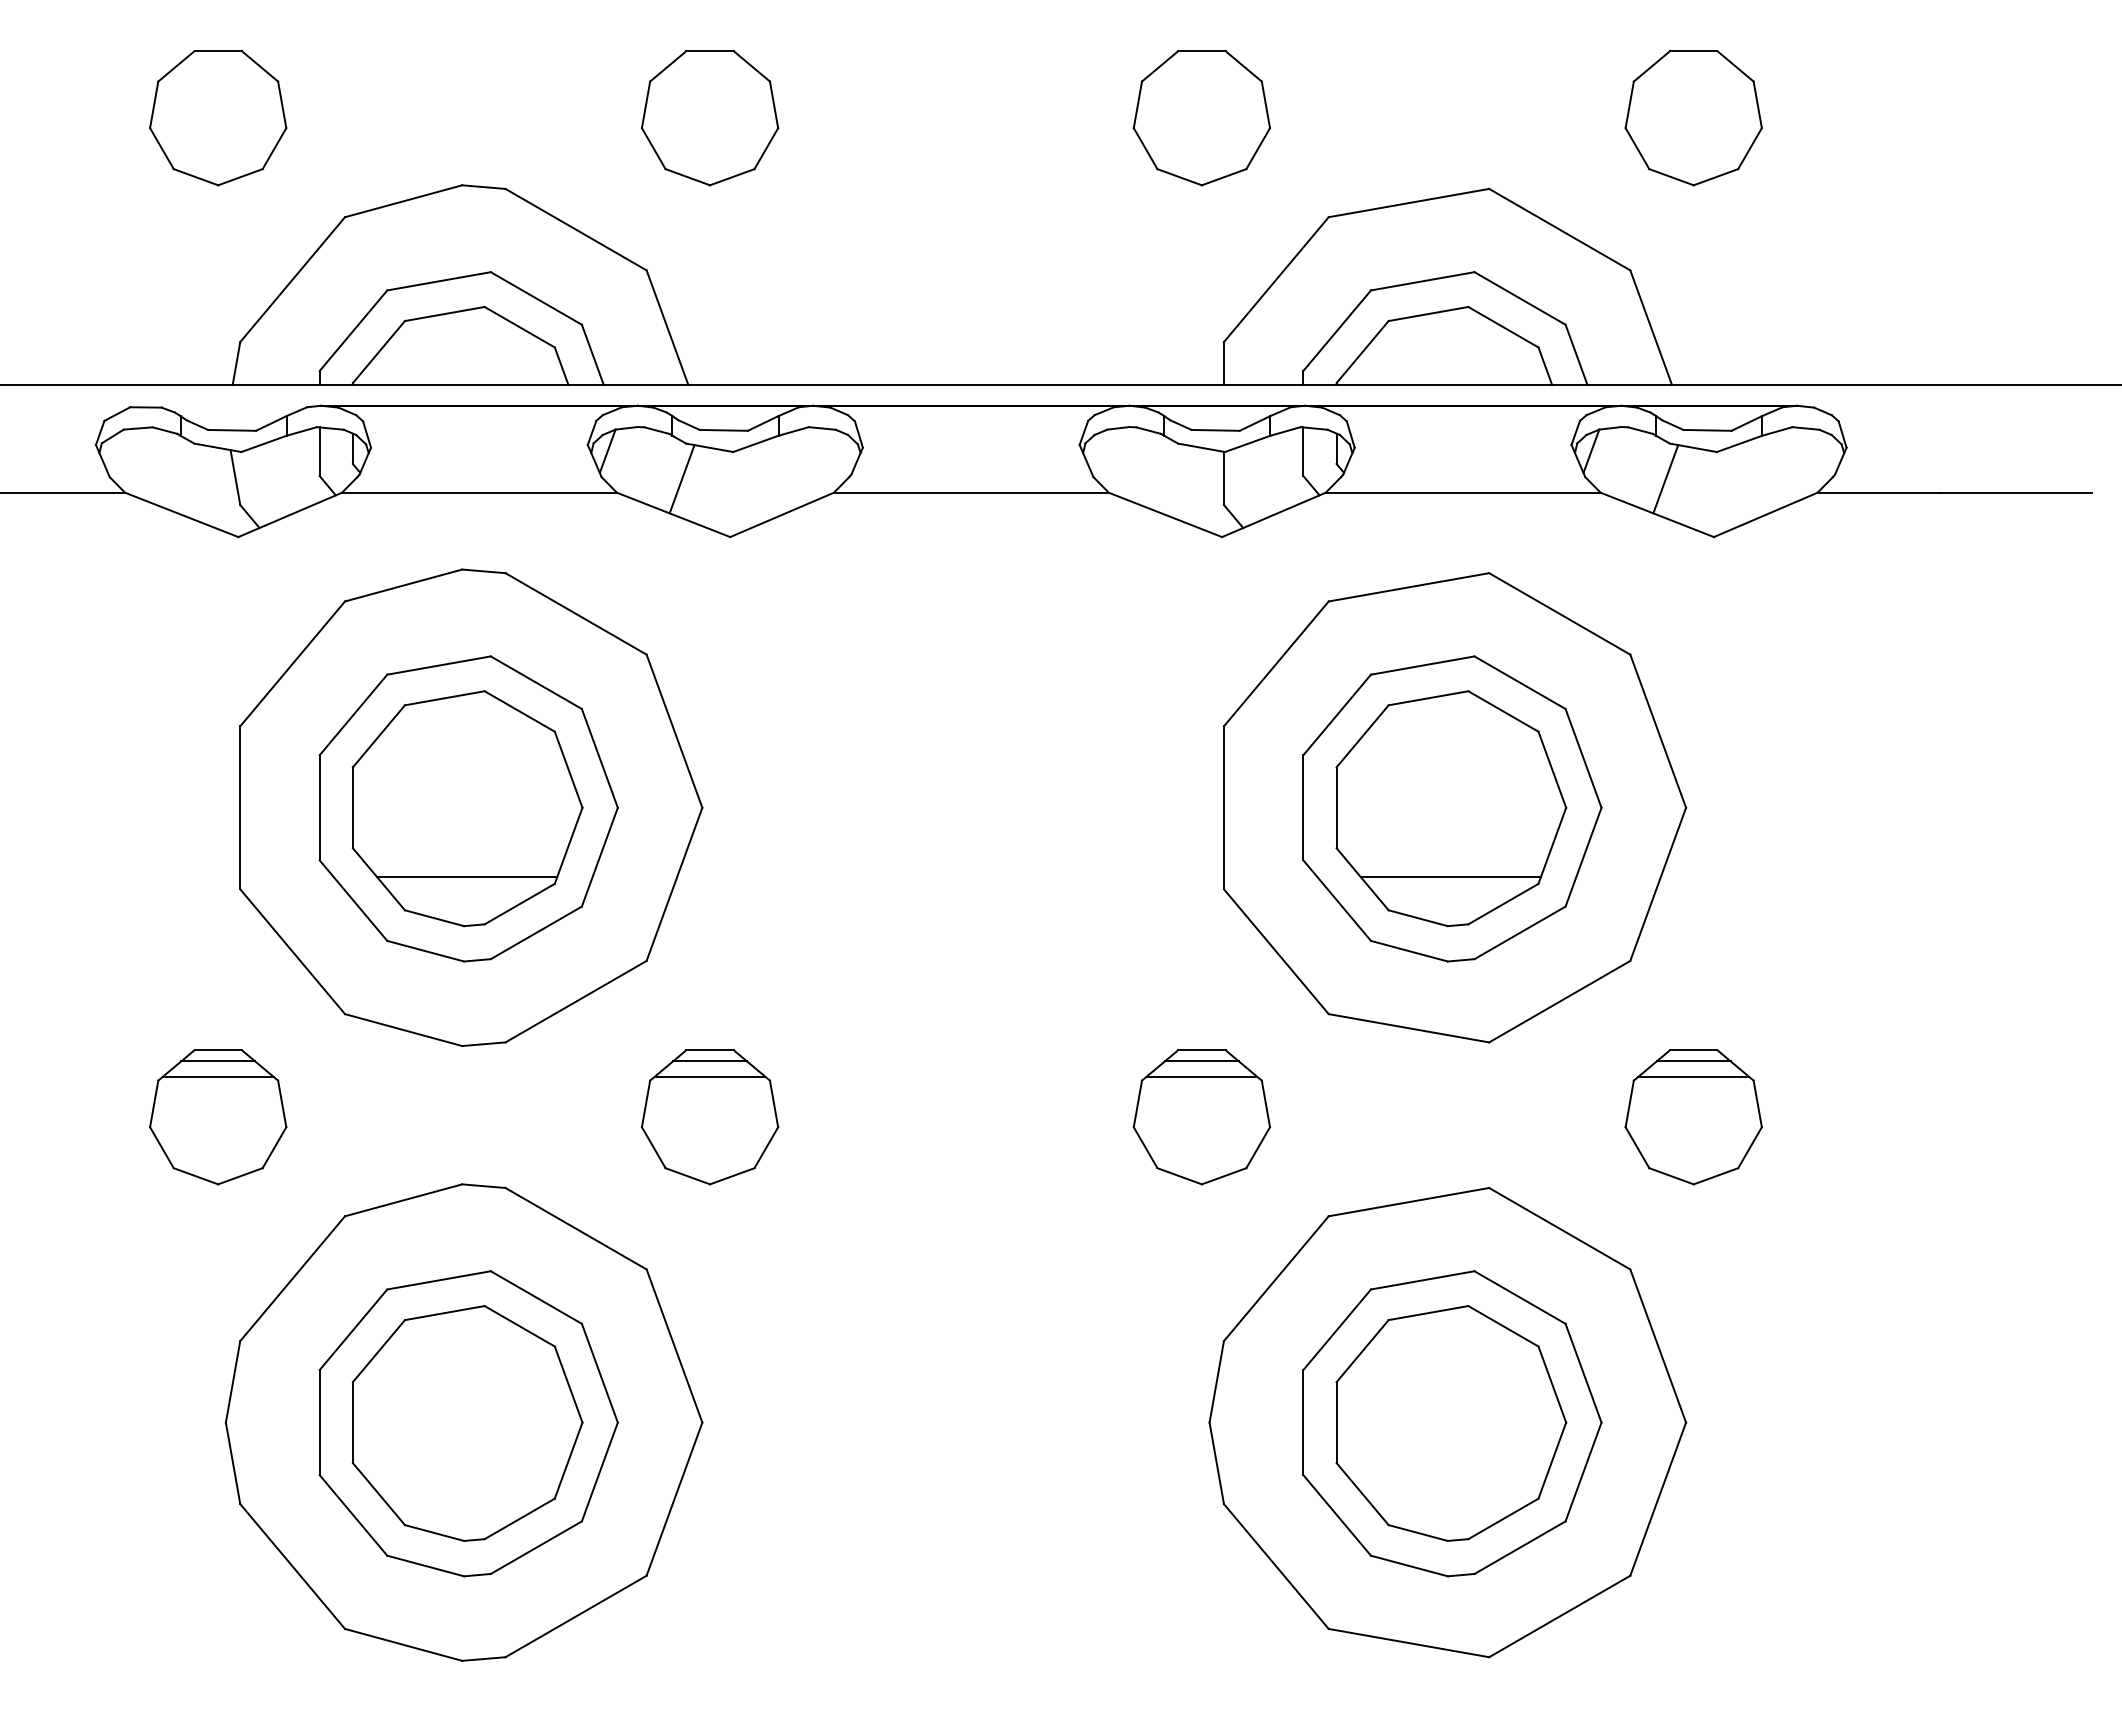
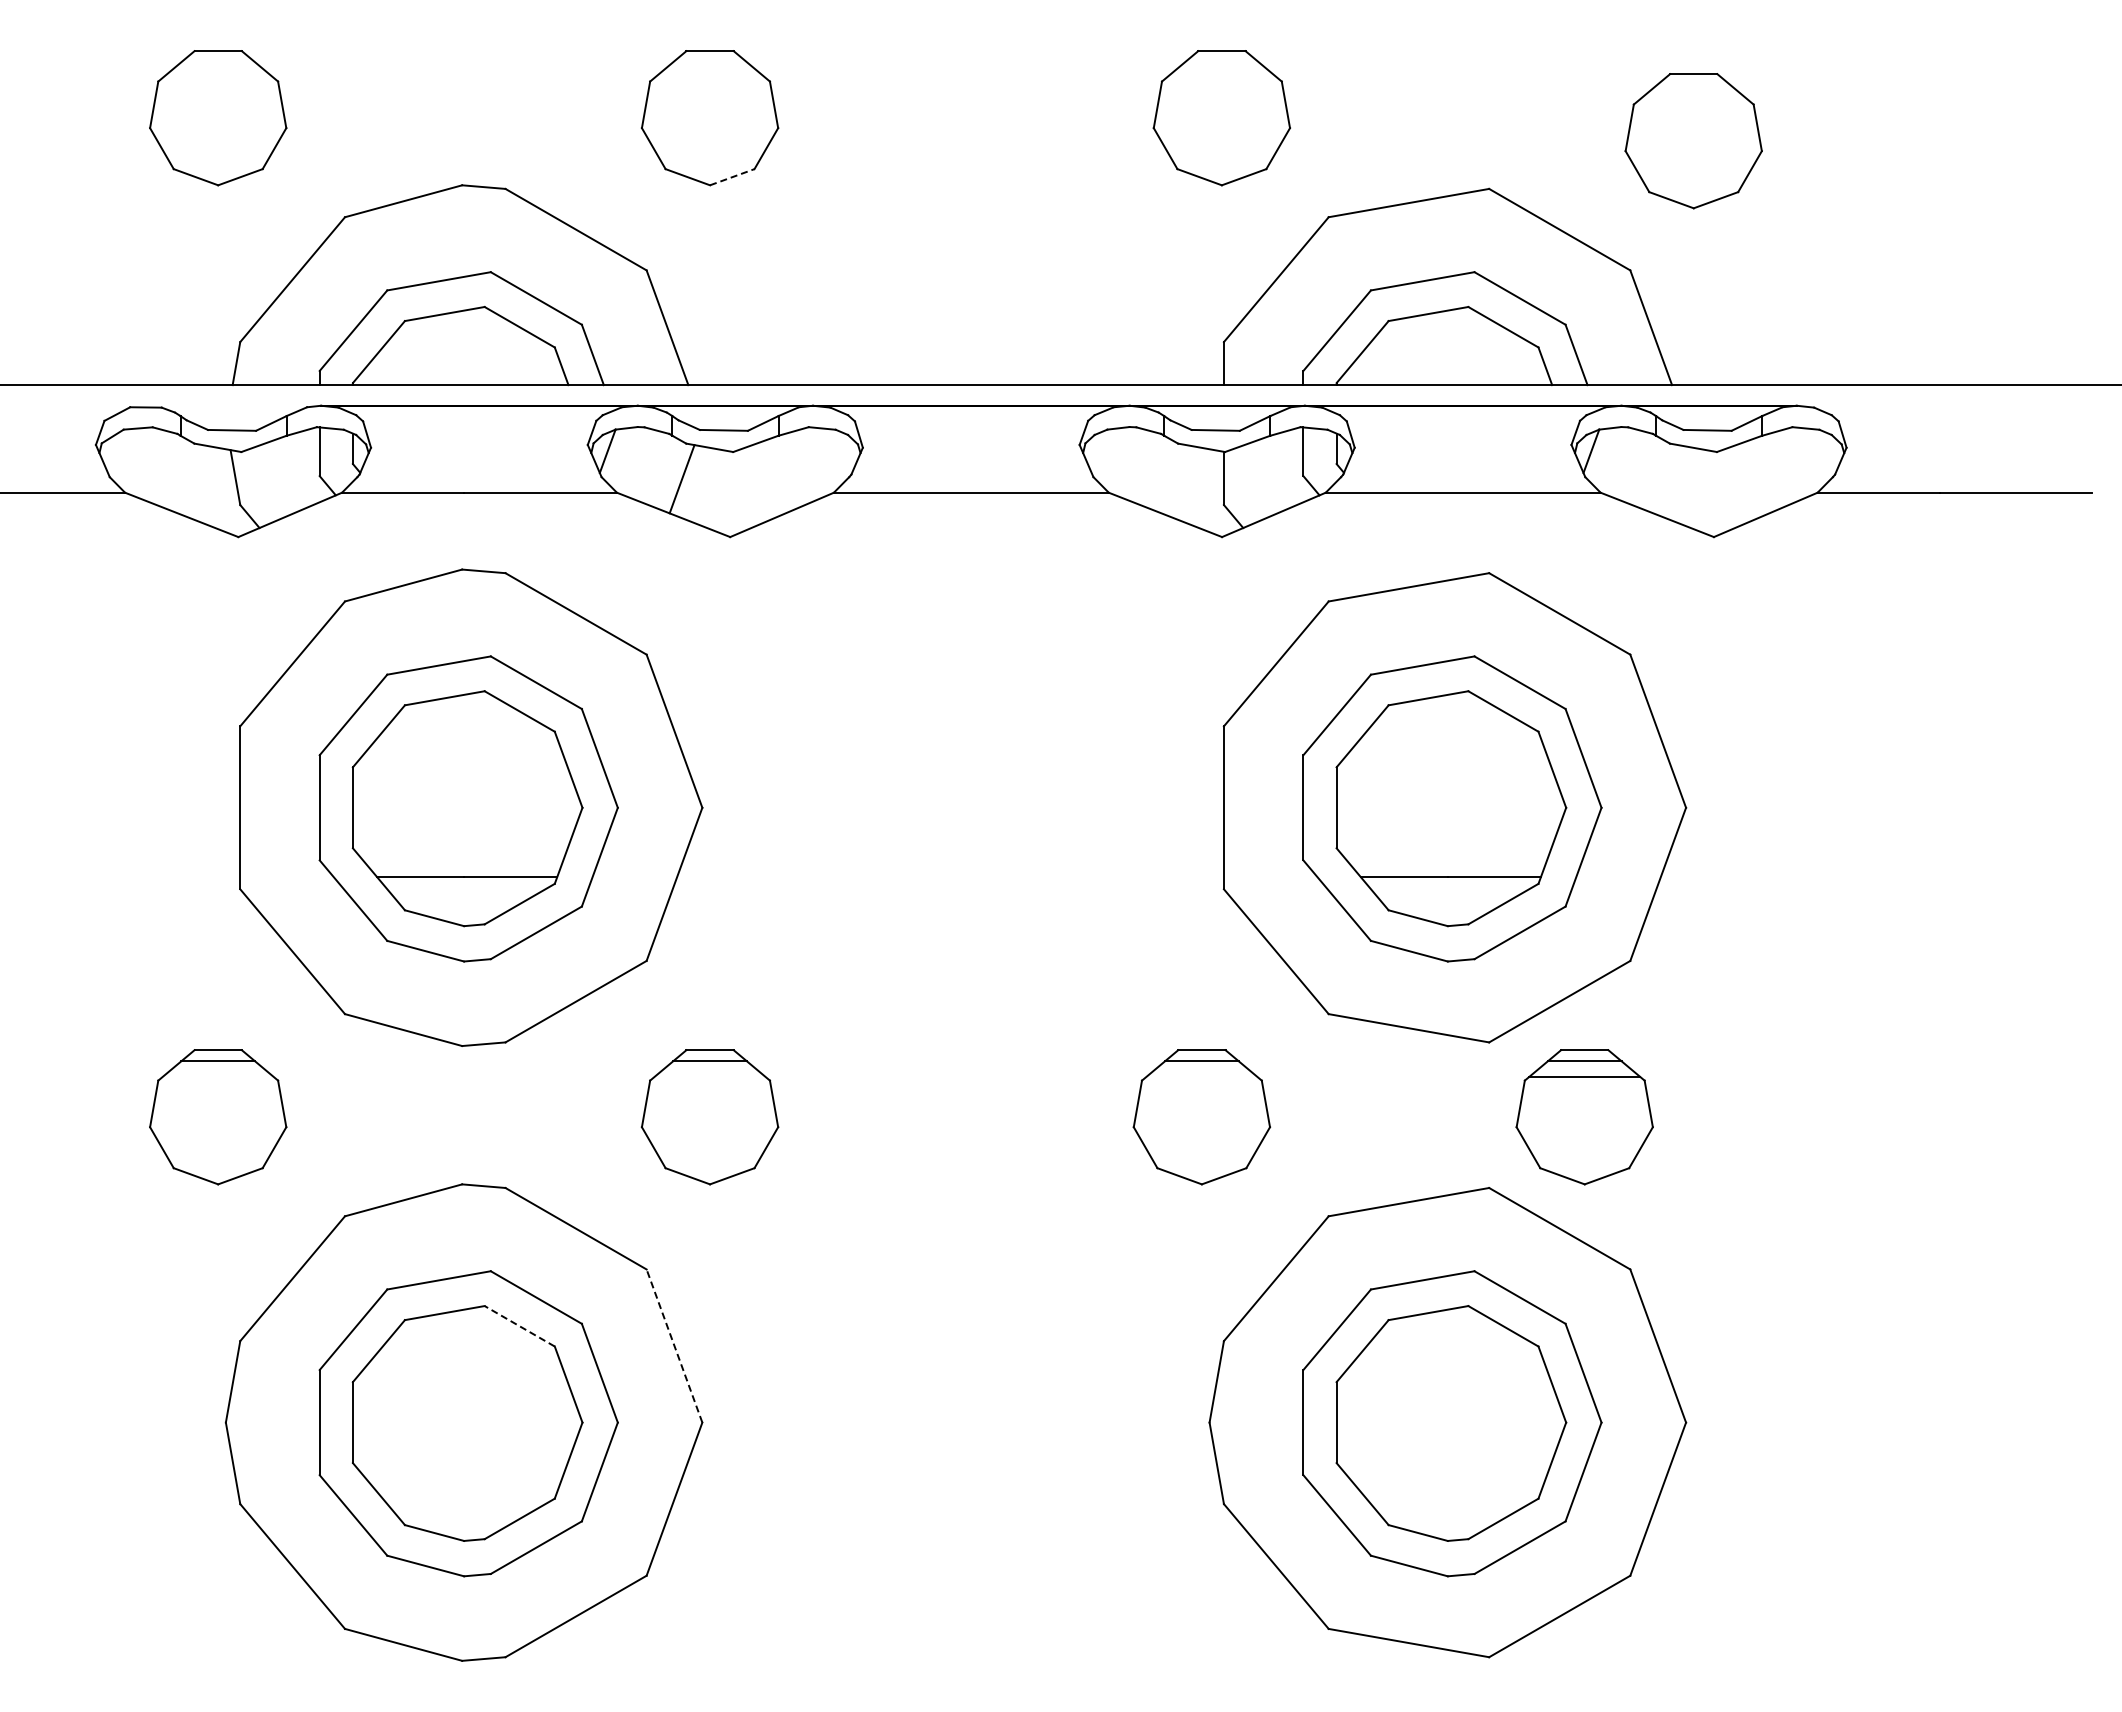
part position: (1201, 118) -> (1221, 118) (1221, 118)
part position: (1693, 118) -> (1693, 141) (1693, 141)
line: solid -> dashed (732, 177)
line: present -> none (1665, 479)
line: present -> none (217, 1076)
line: present -> none (709, 1076)
line: present -> none (1201, 1076)
part position: (1693, 1117) -> (1584, 1117) (1584, 1117)
line: solid -> dashed (519, 1326)
line: solid -> dashed (674, 1345)
